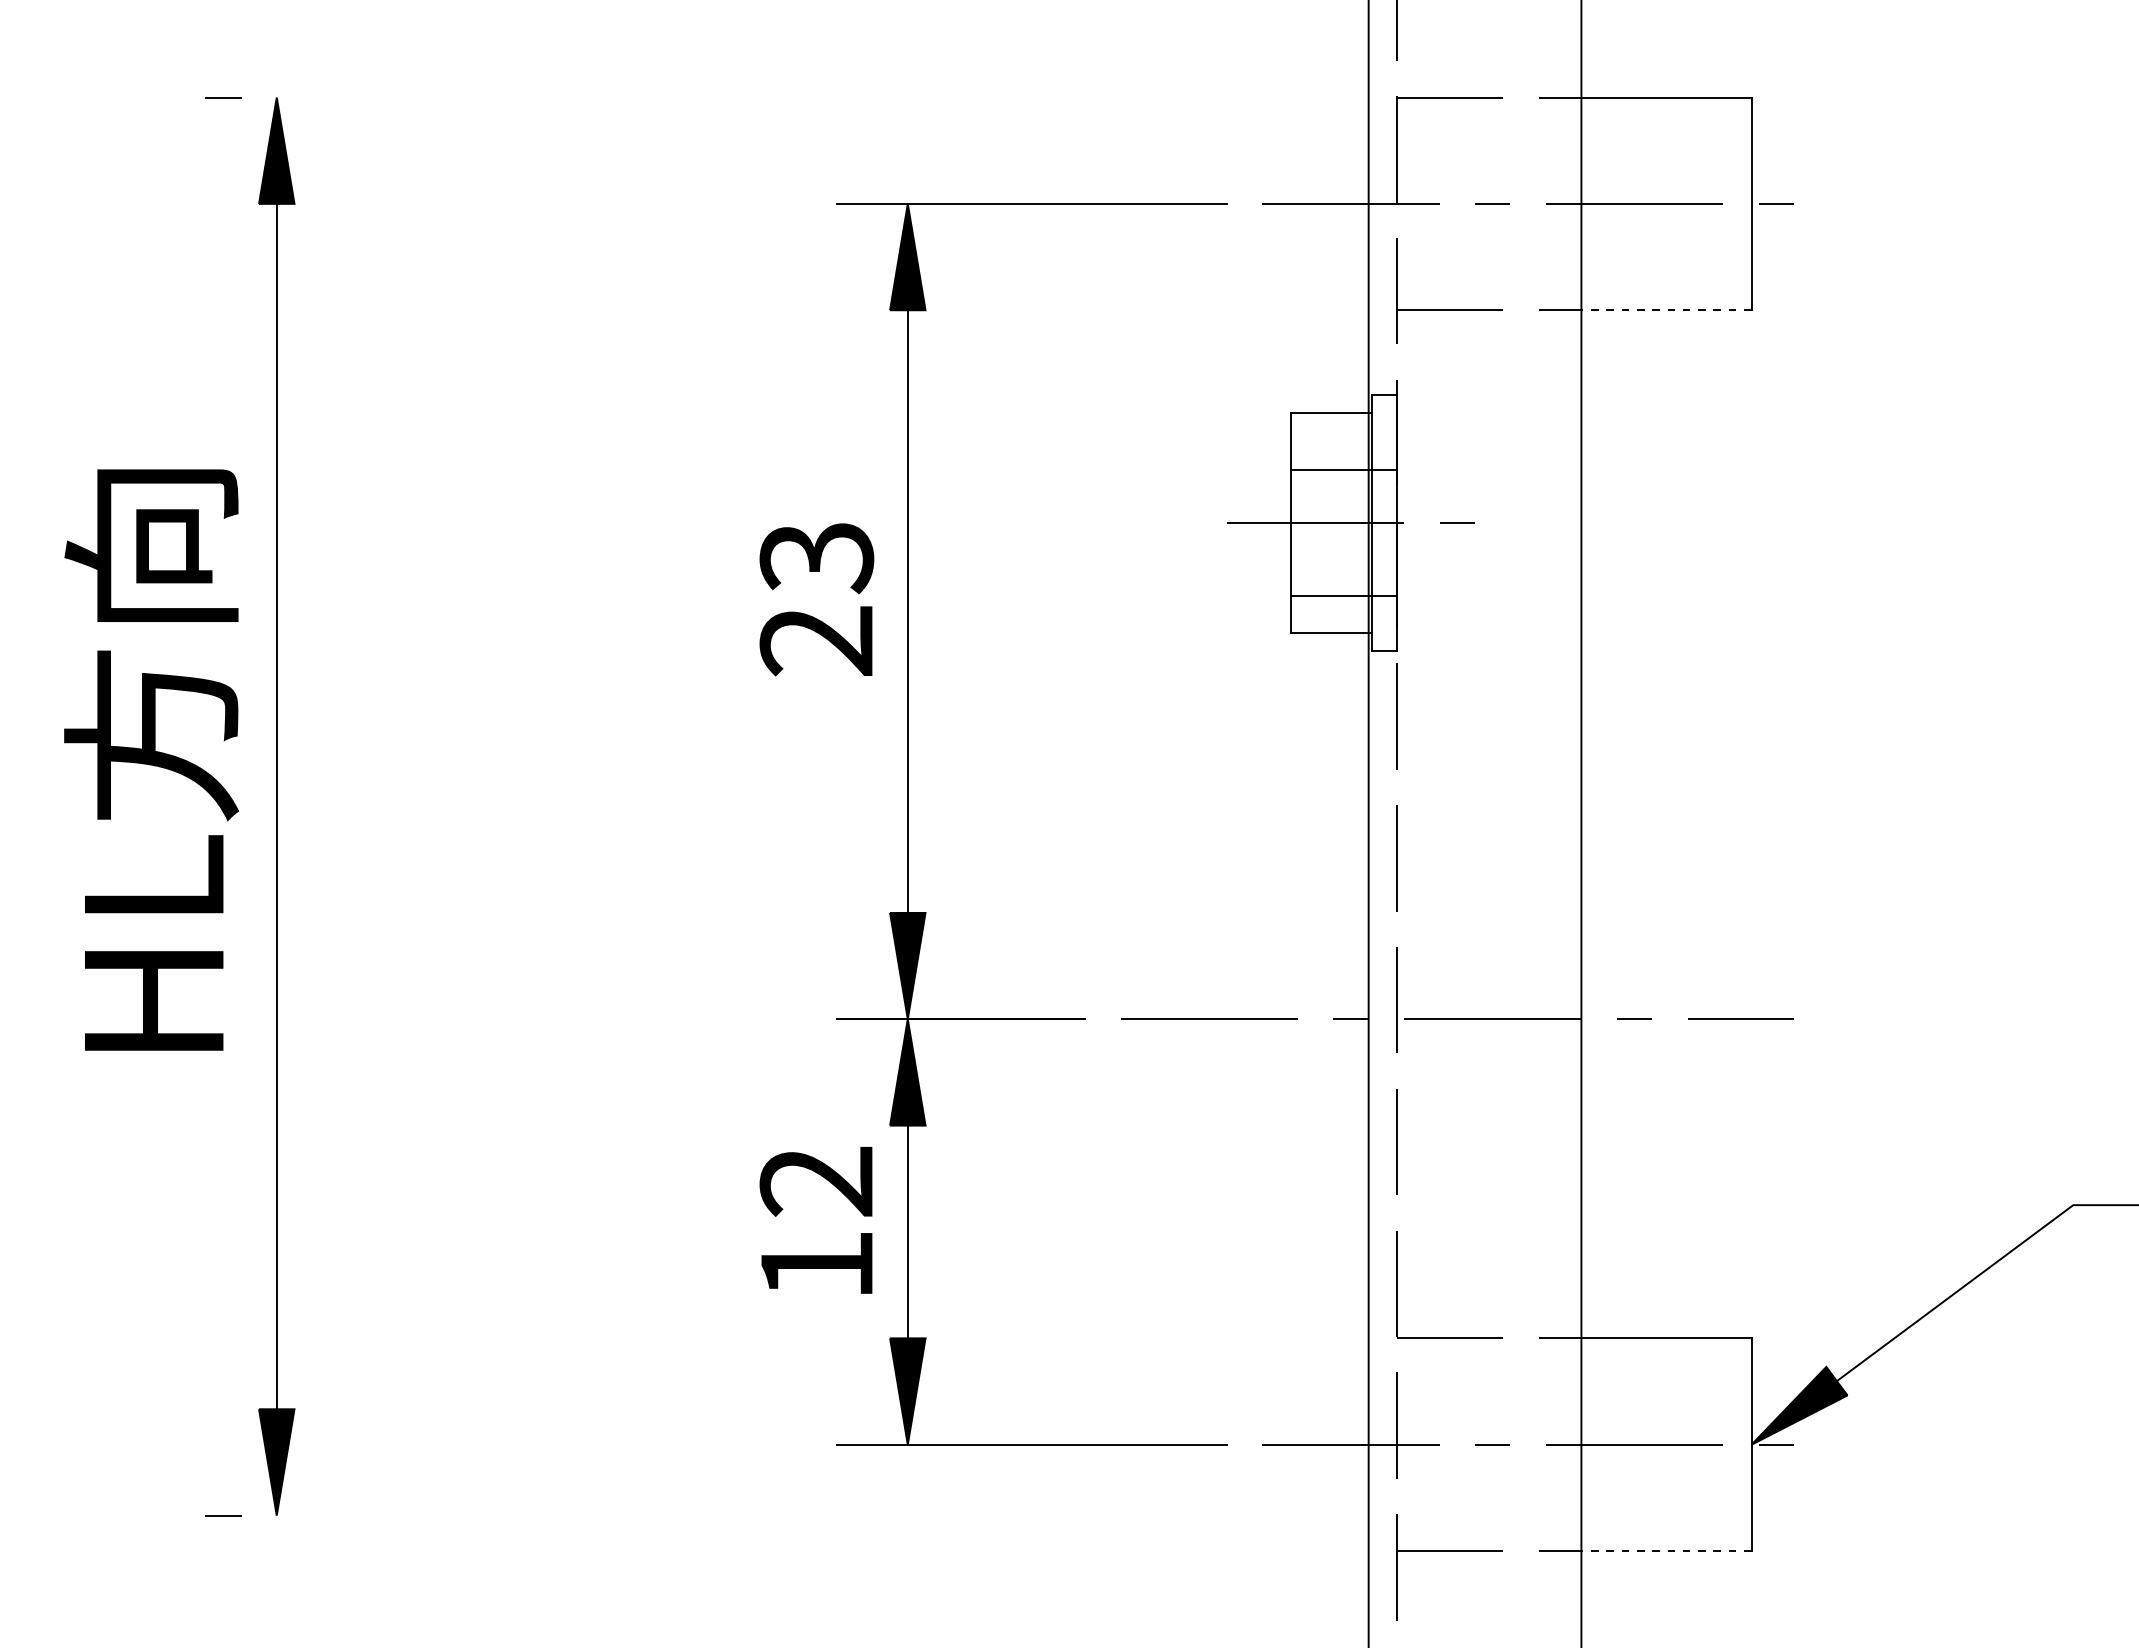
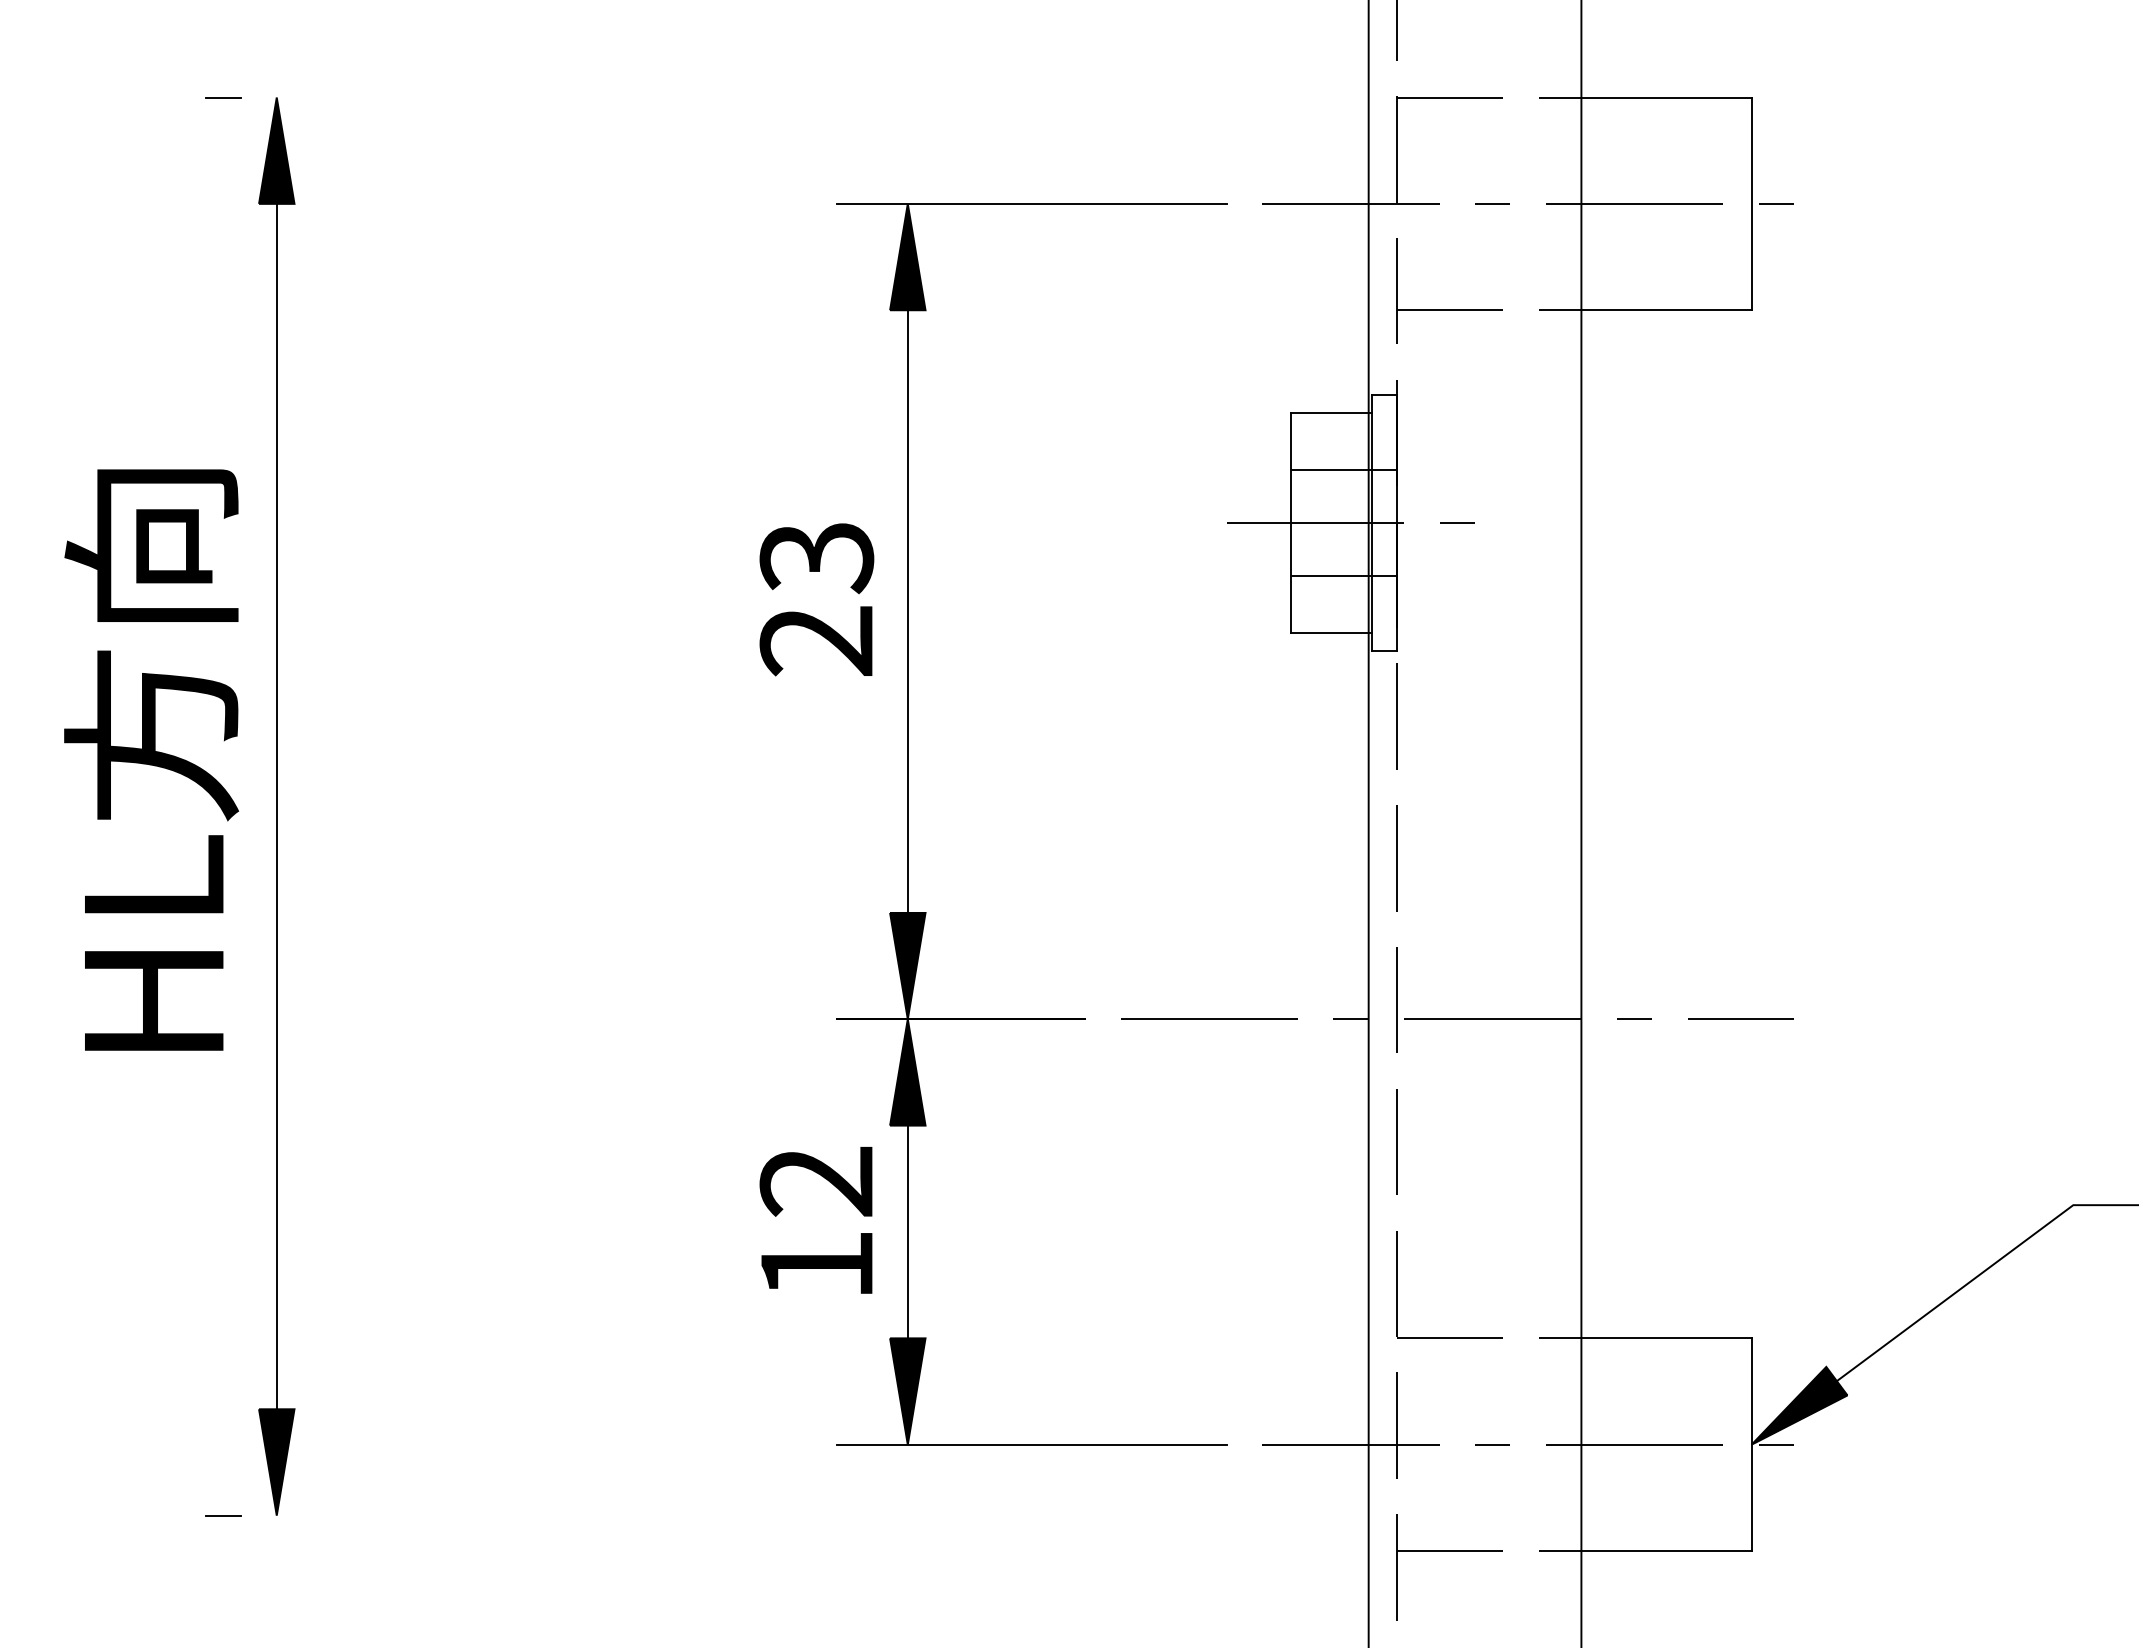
line: dashed -> solid (1666, 310)
line position: (1343, 596) -> (1343, 576) (1343, 576)
line: dashed -> solid (1666, 1551)
